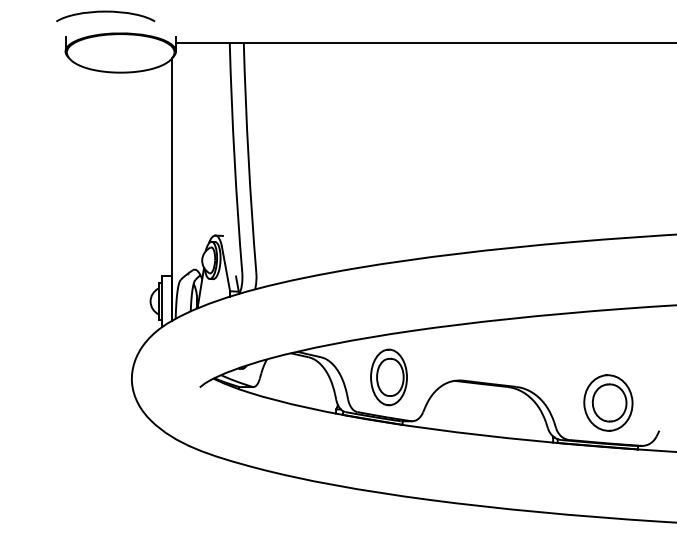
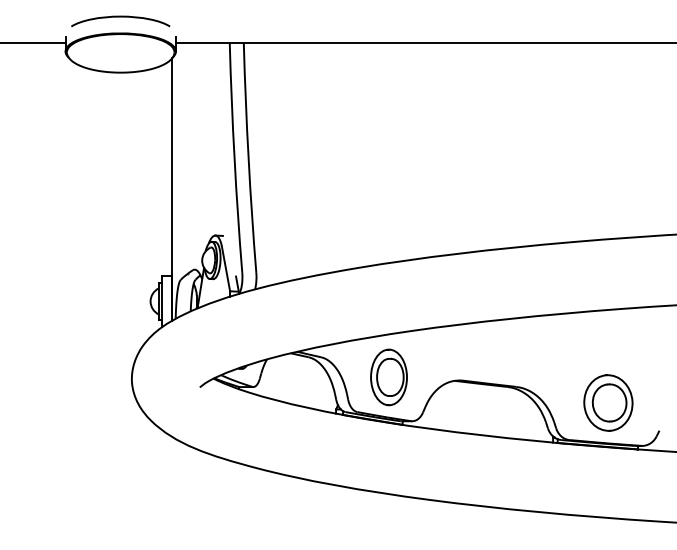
curve position: (105, 12) -> (120, 17) (120, 17)
line: none -> present (33, 43)
